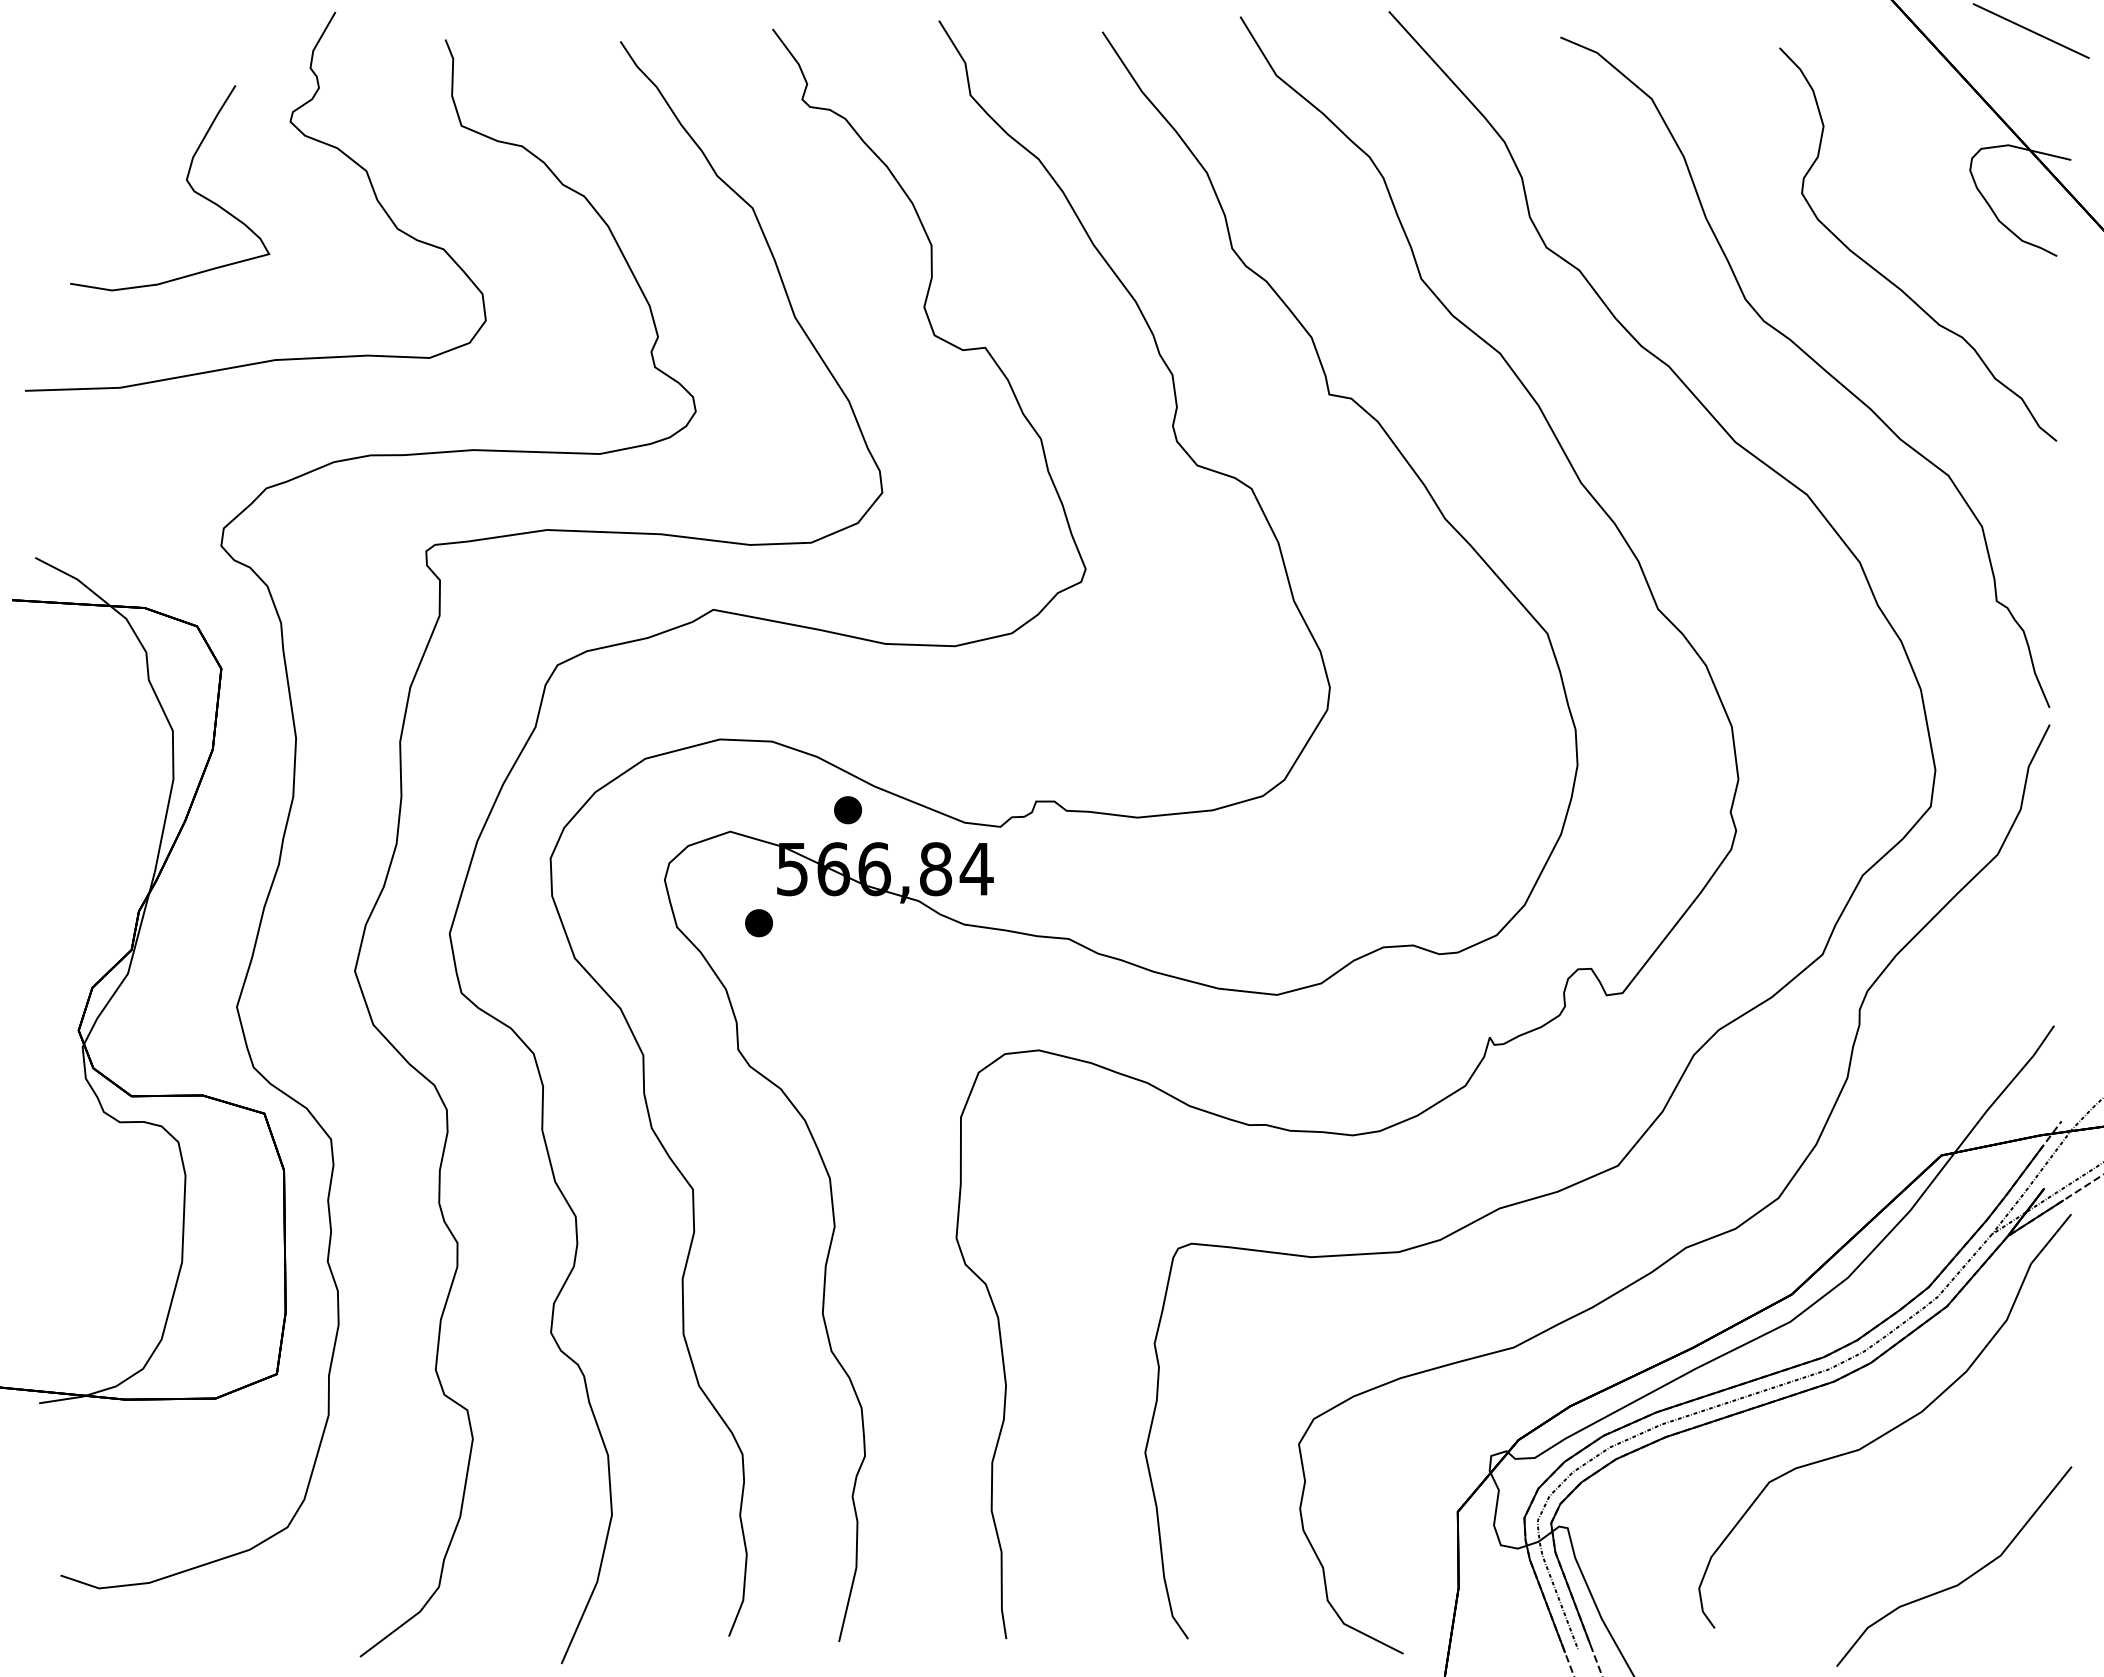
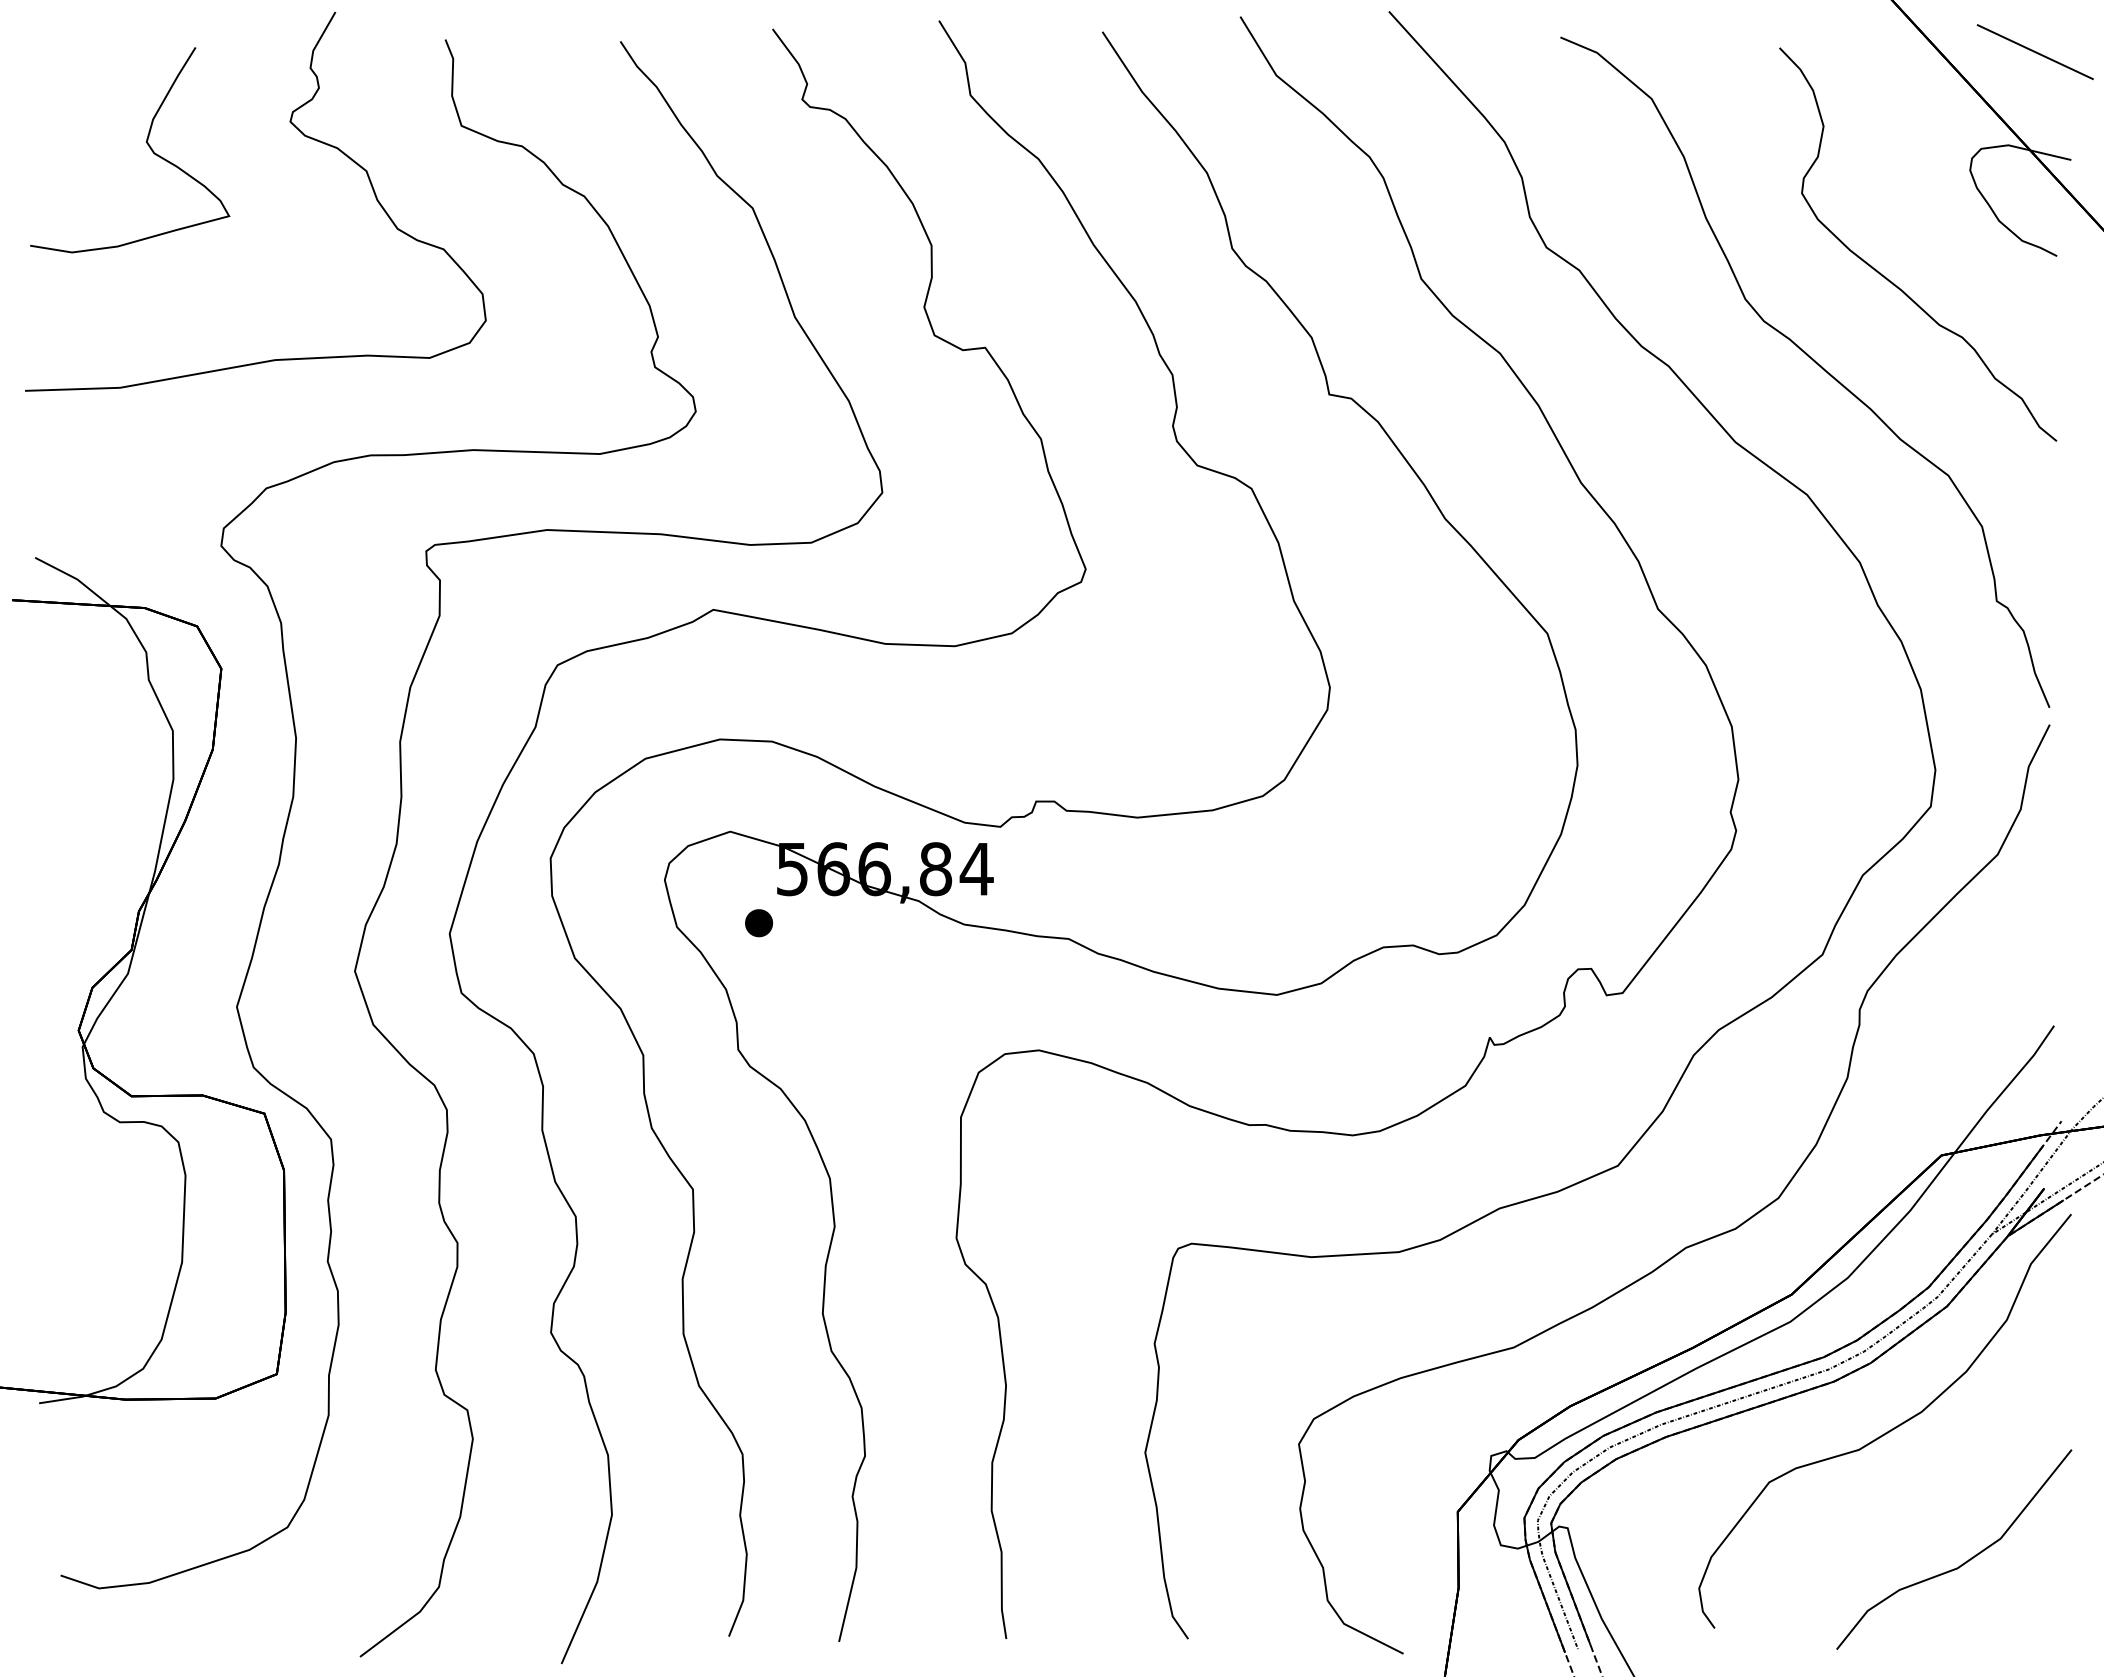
line position: (2030, 30) -> (2034, 51) (2034, 51)
curve position: (186, 181) -> (146, 143) (146, 143)
part: present -> none (847, 810)
curve position: (1962, 1580) -> (1962, 1563) (1962, 1563)
